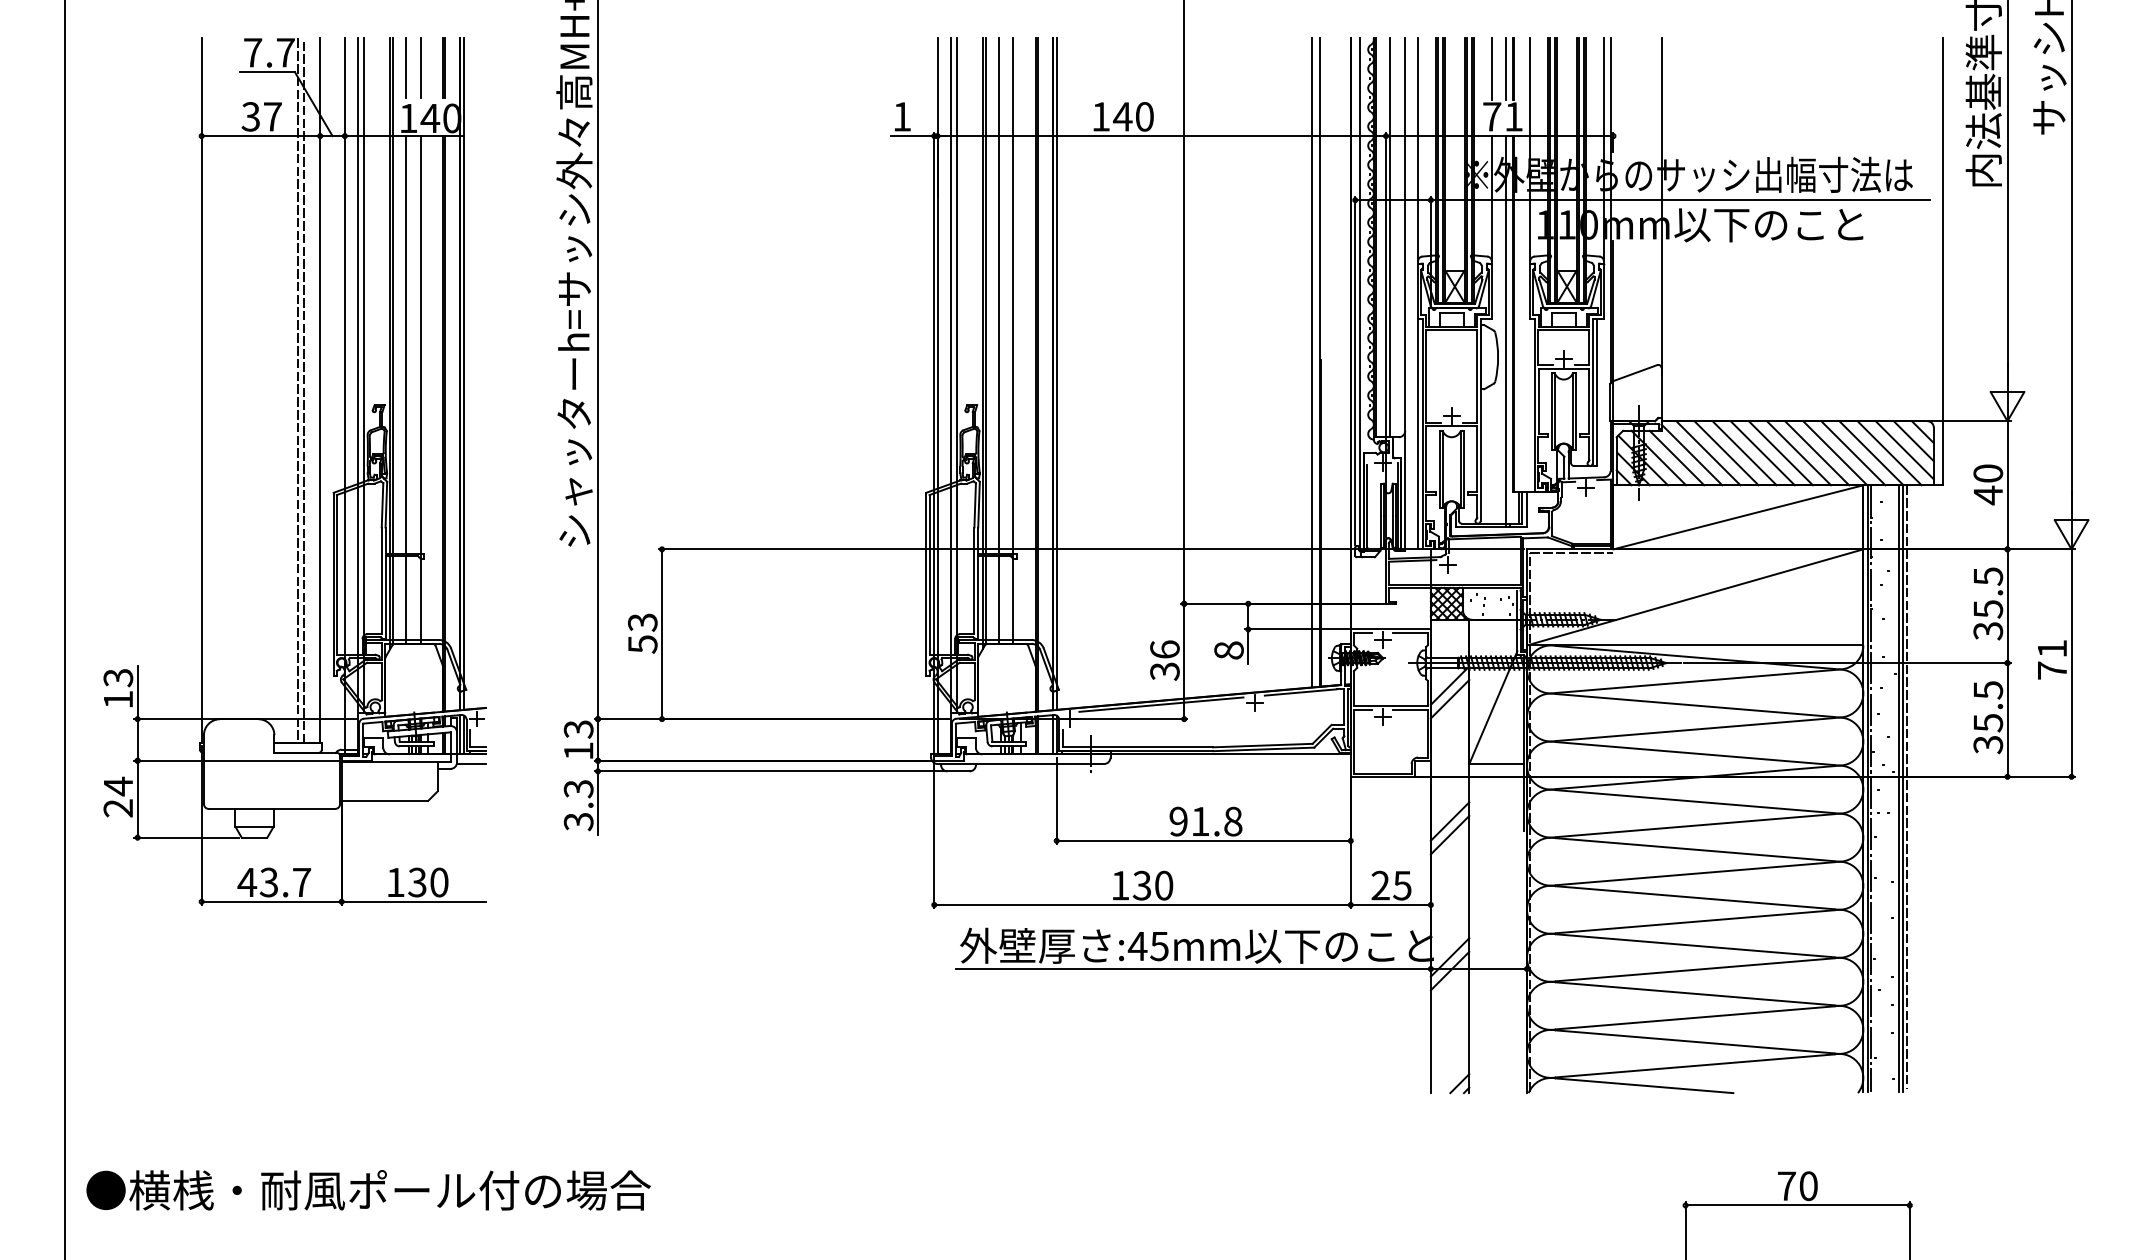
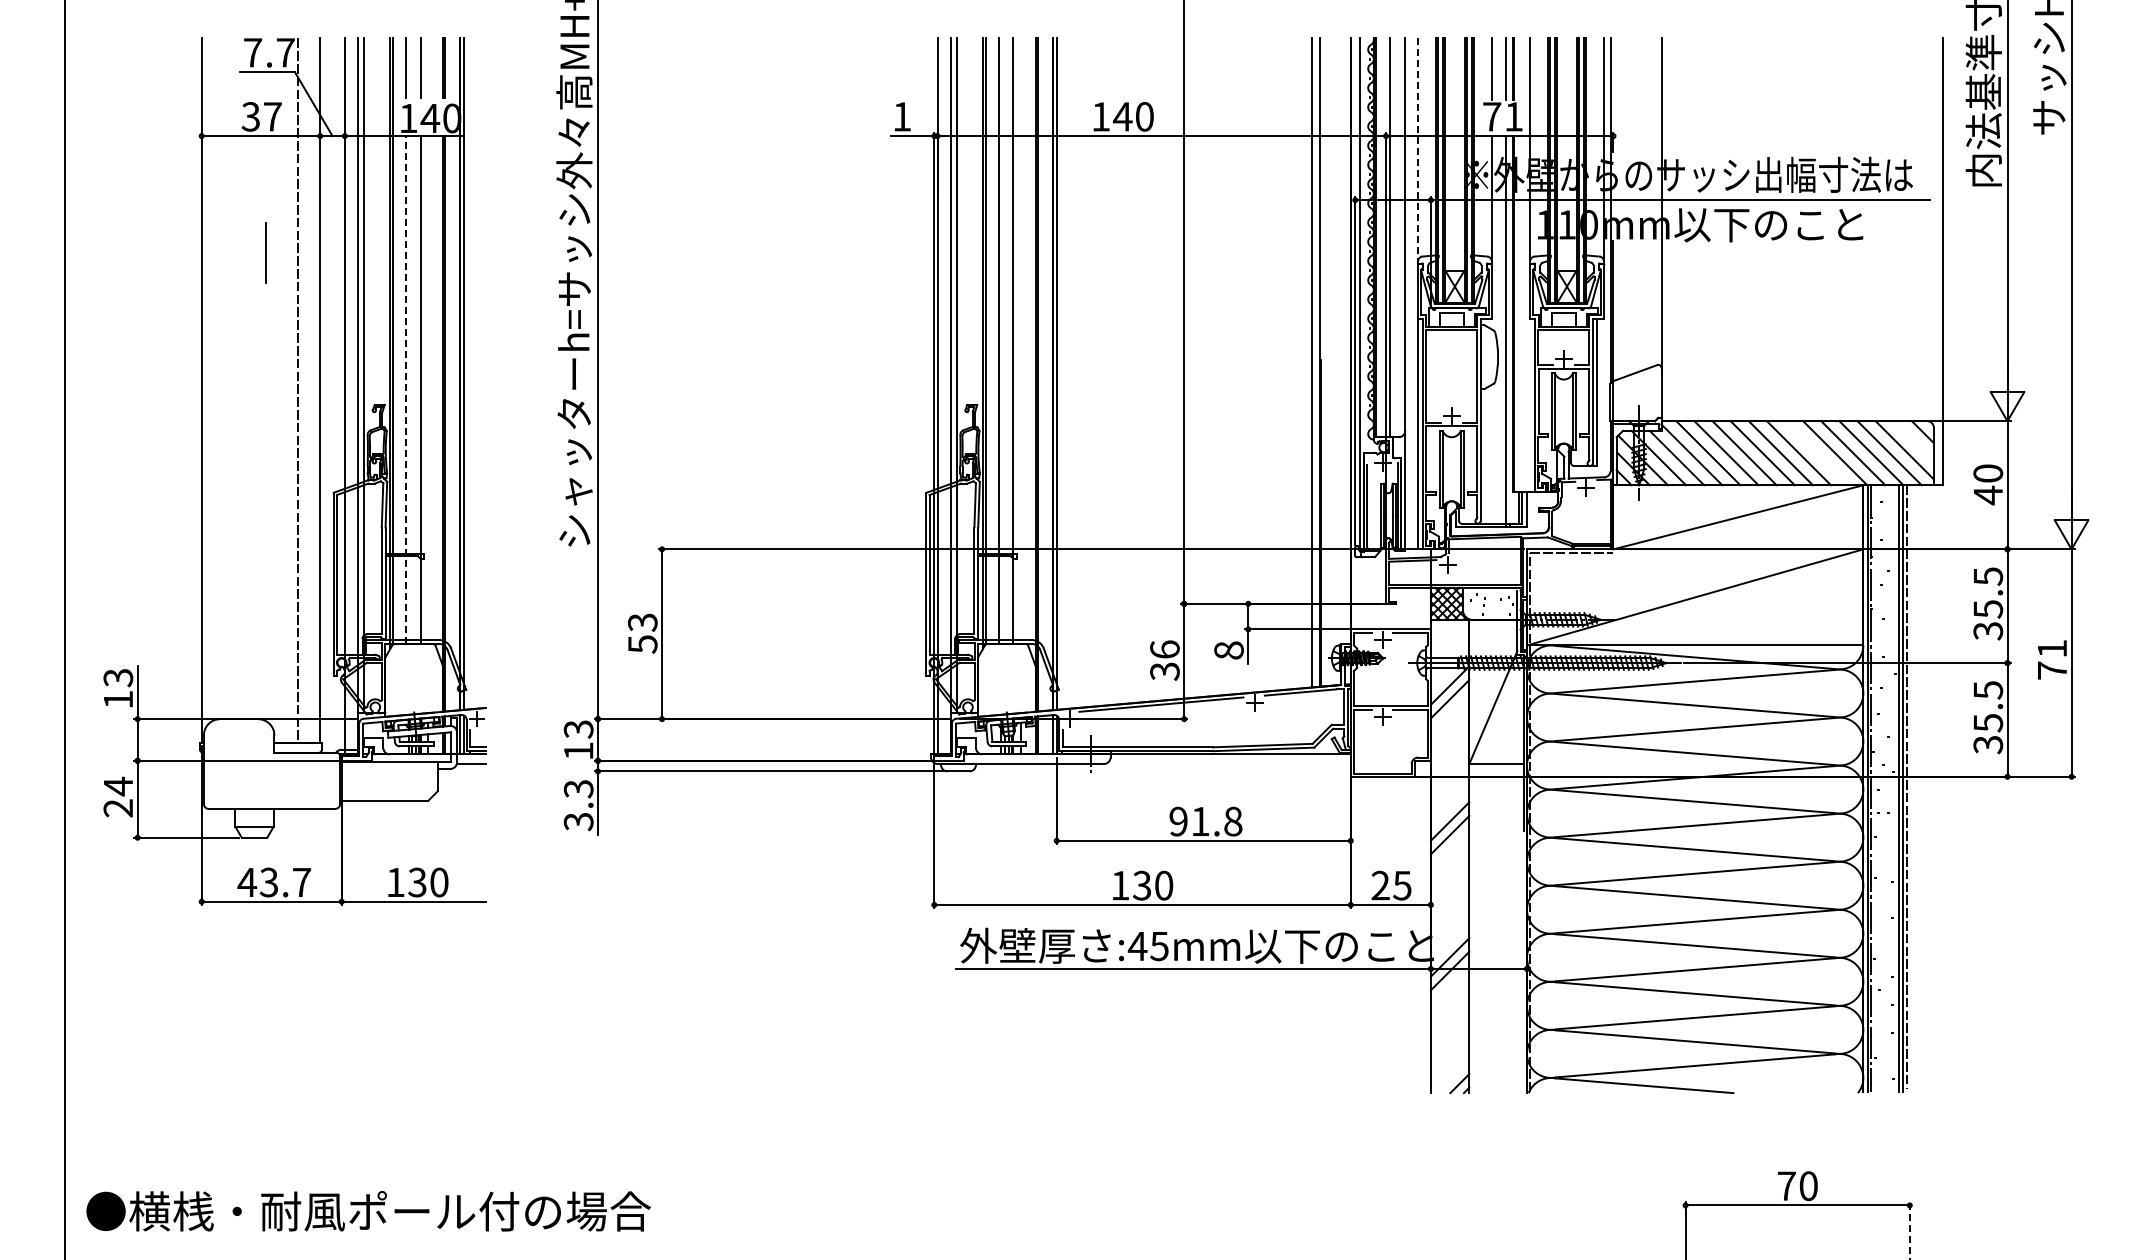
line: solid -> dashed (1418, 150)
line: none -> present (265, 252)
line: solid -> dashed (406, 389)
line: present -> none (304, 390)
line: present -> none (1913, 441)
line: present -> none (1817, 453)
text position: (368, 1190) -> (368, 1211) (368, 1211)
line: solid -> dashed (1909, 1230)
